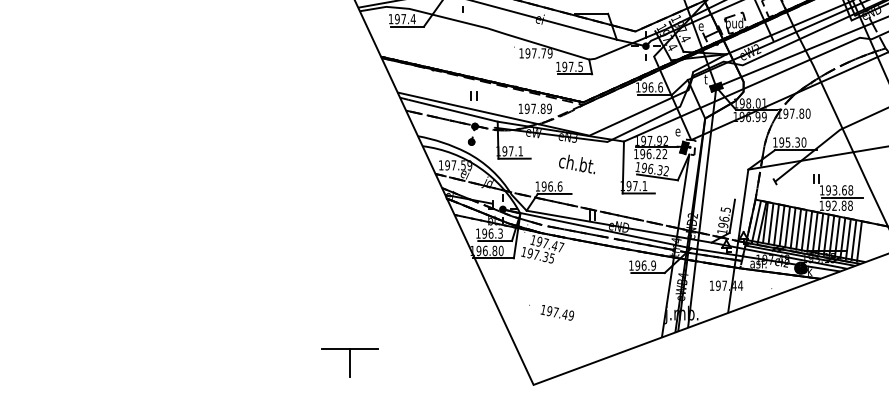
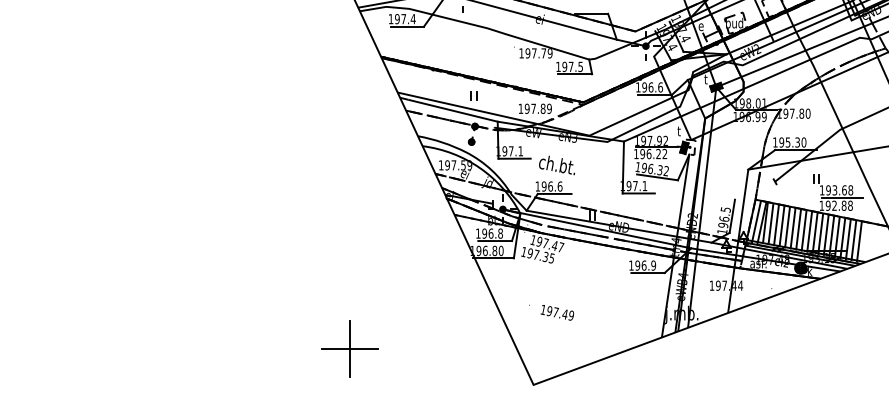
text: e -> t (677, 131)
text position: (577, 164) -> (557, 165) (557, 165)
text: 196.3 -> 196.8 (500, 233)
line: none -> present (349, 335)
